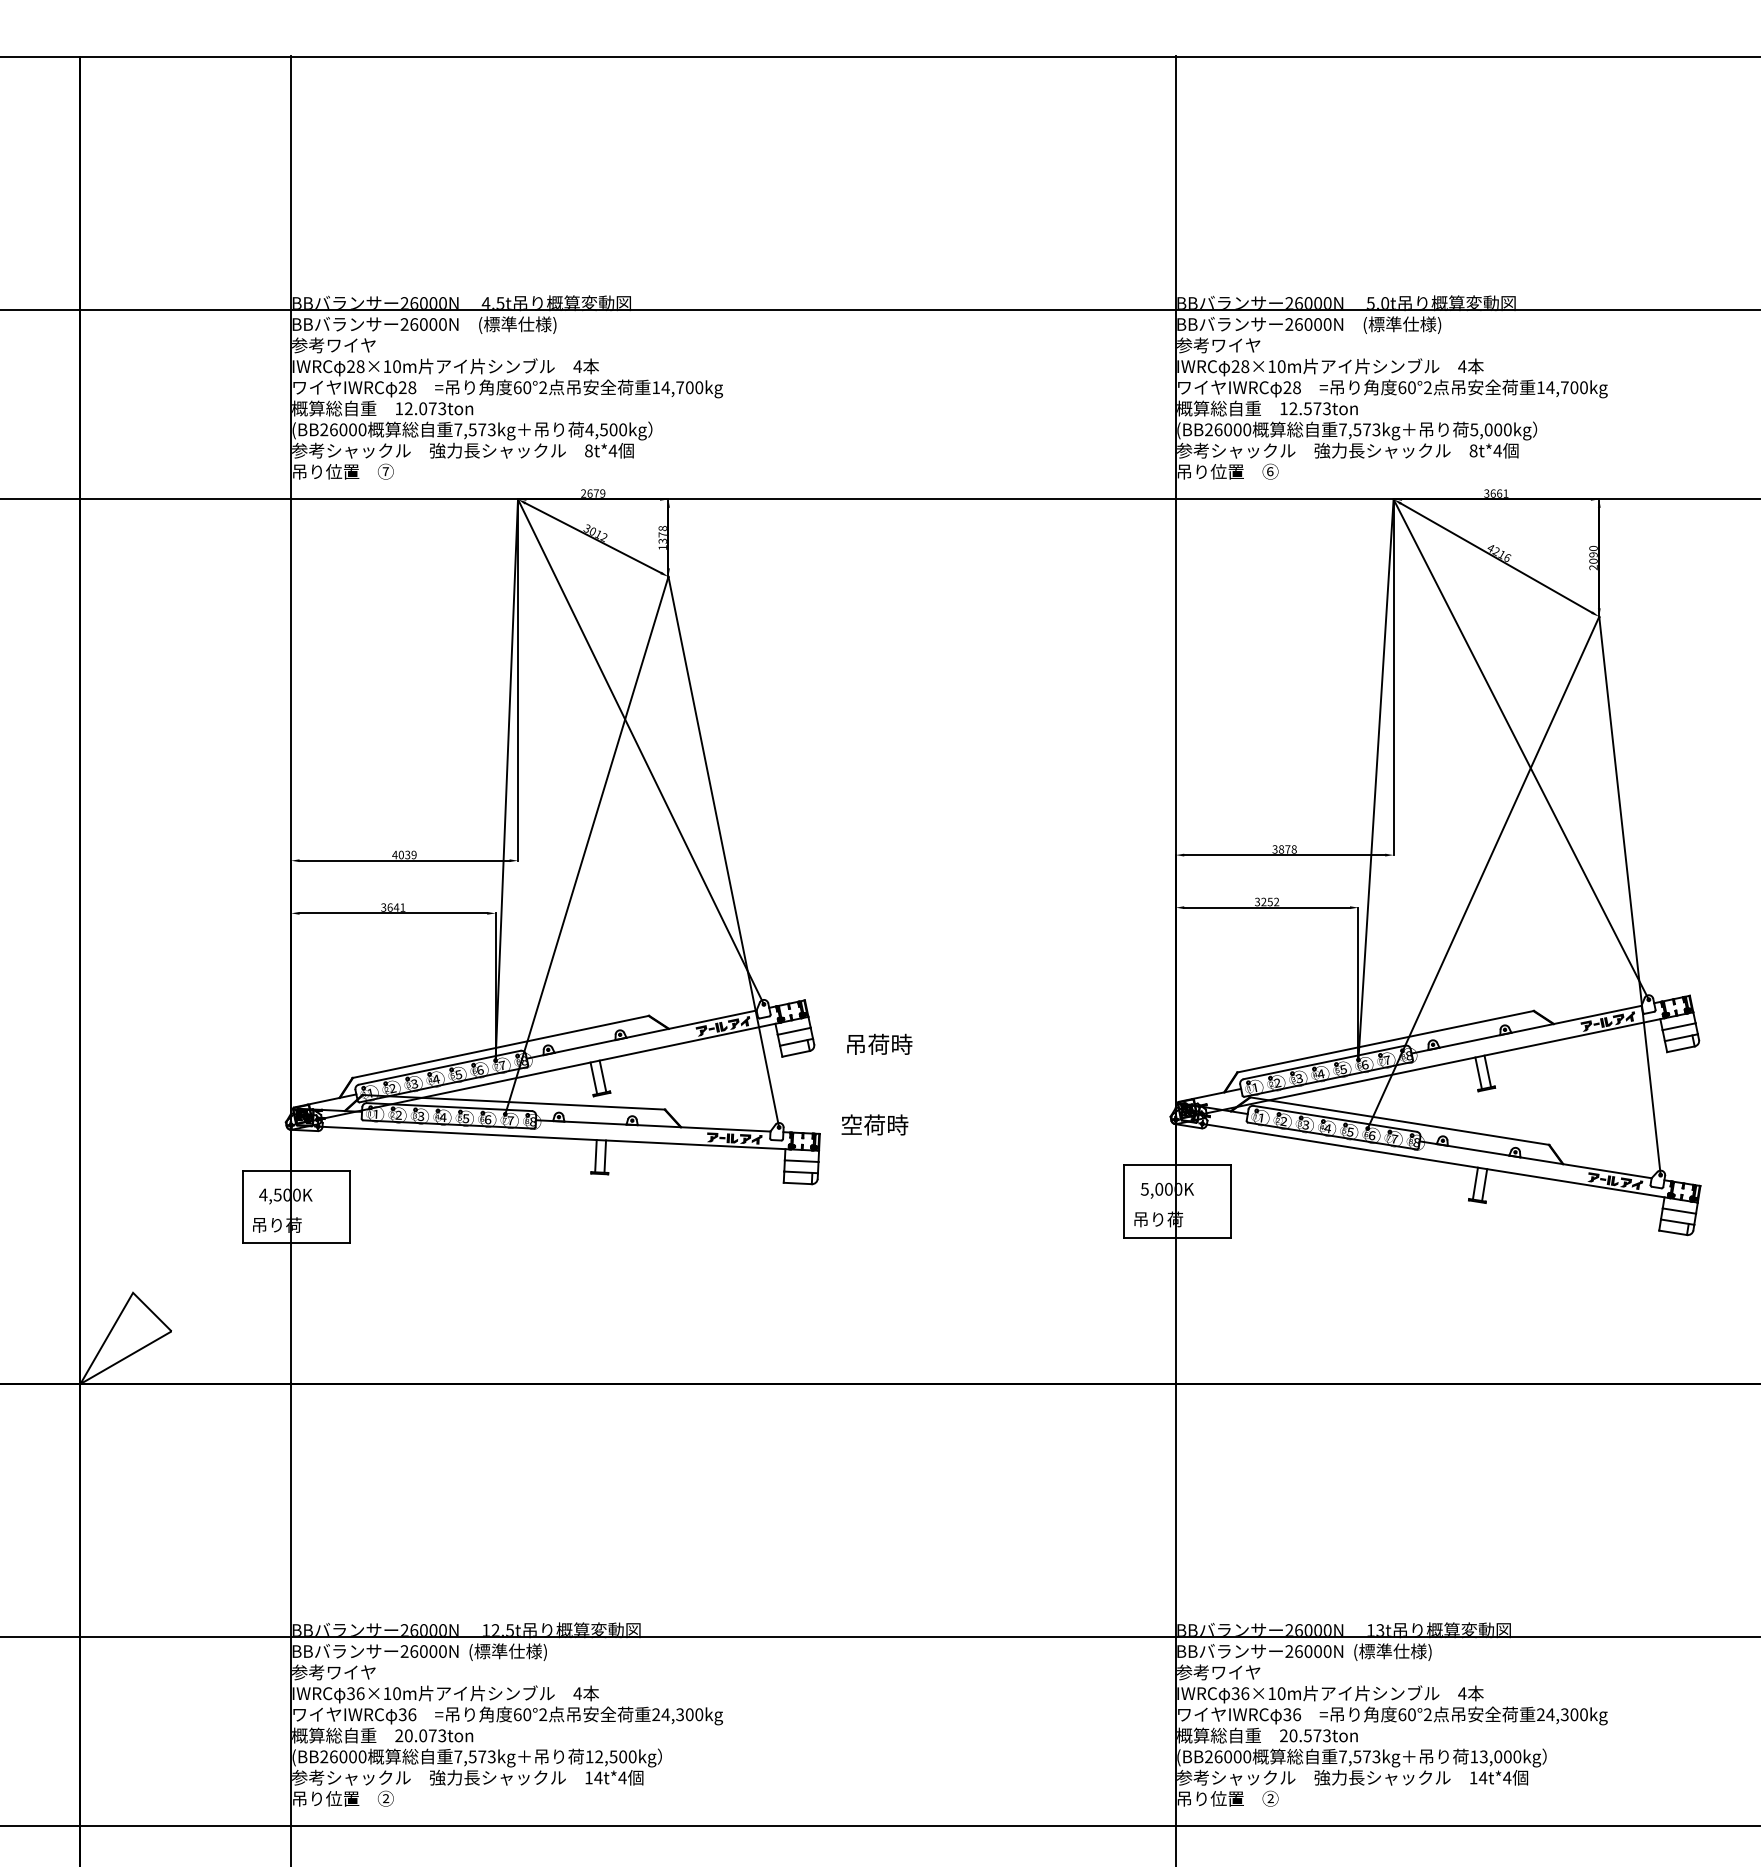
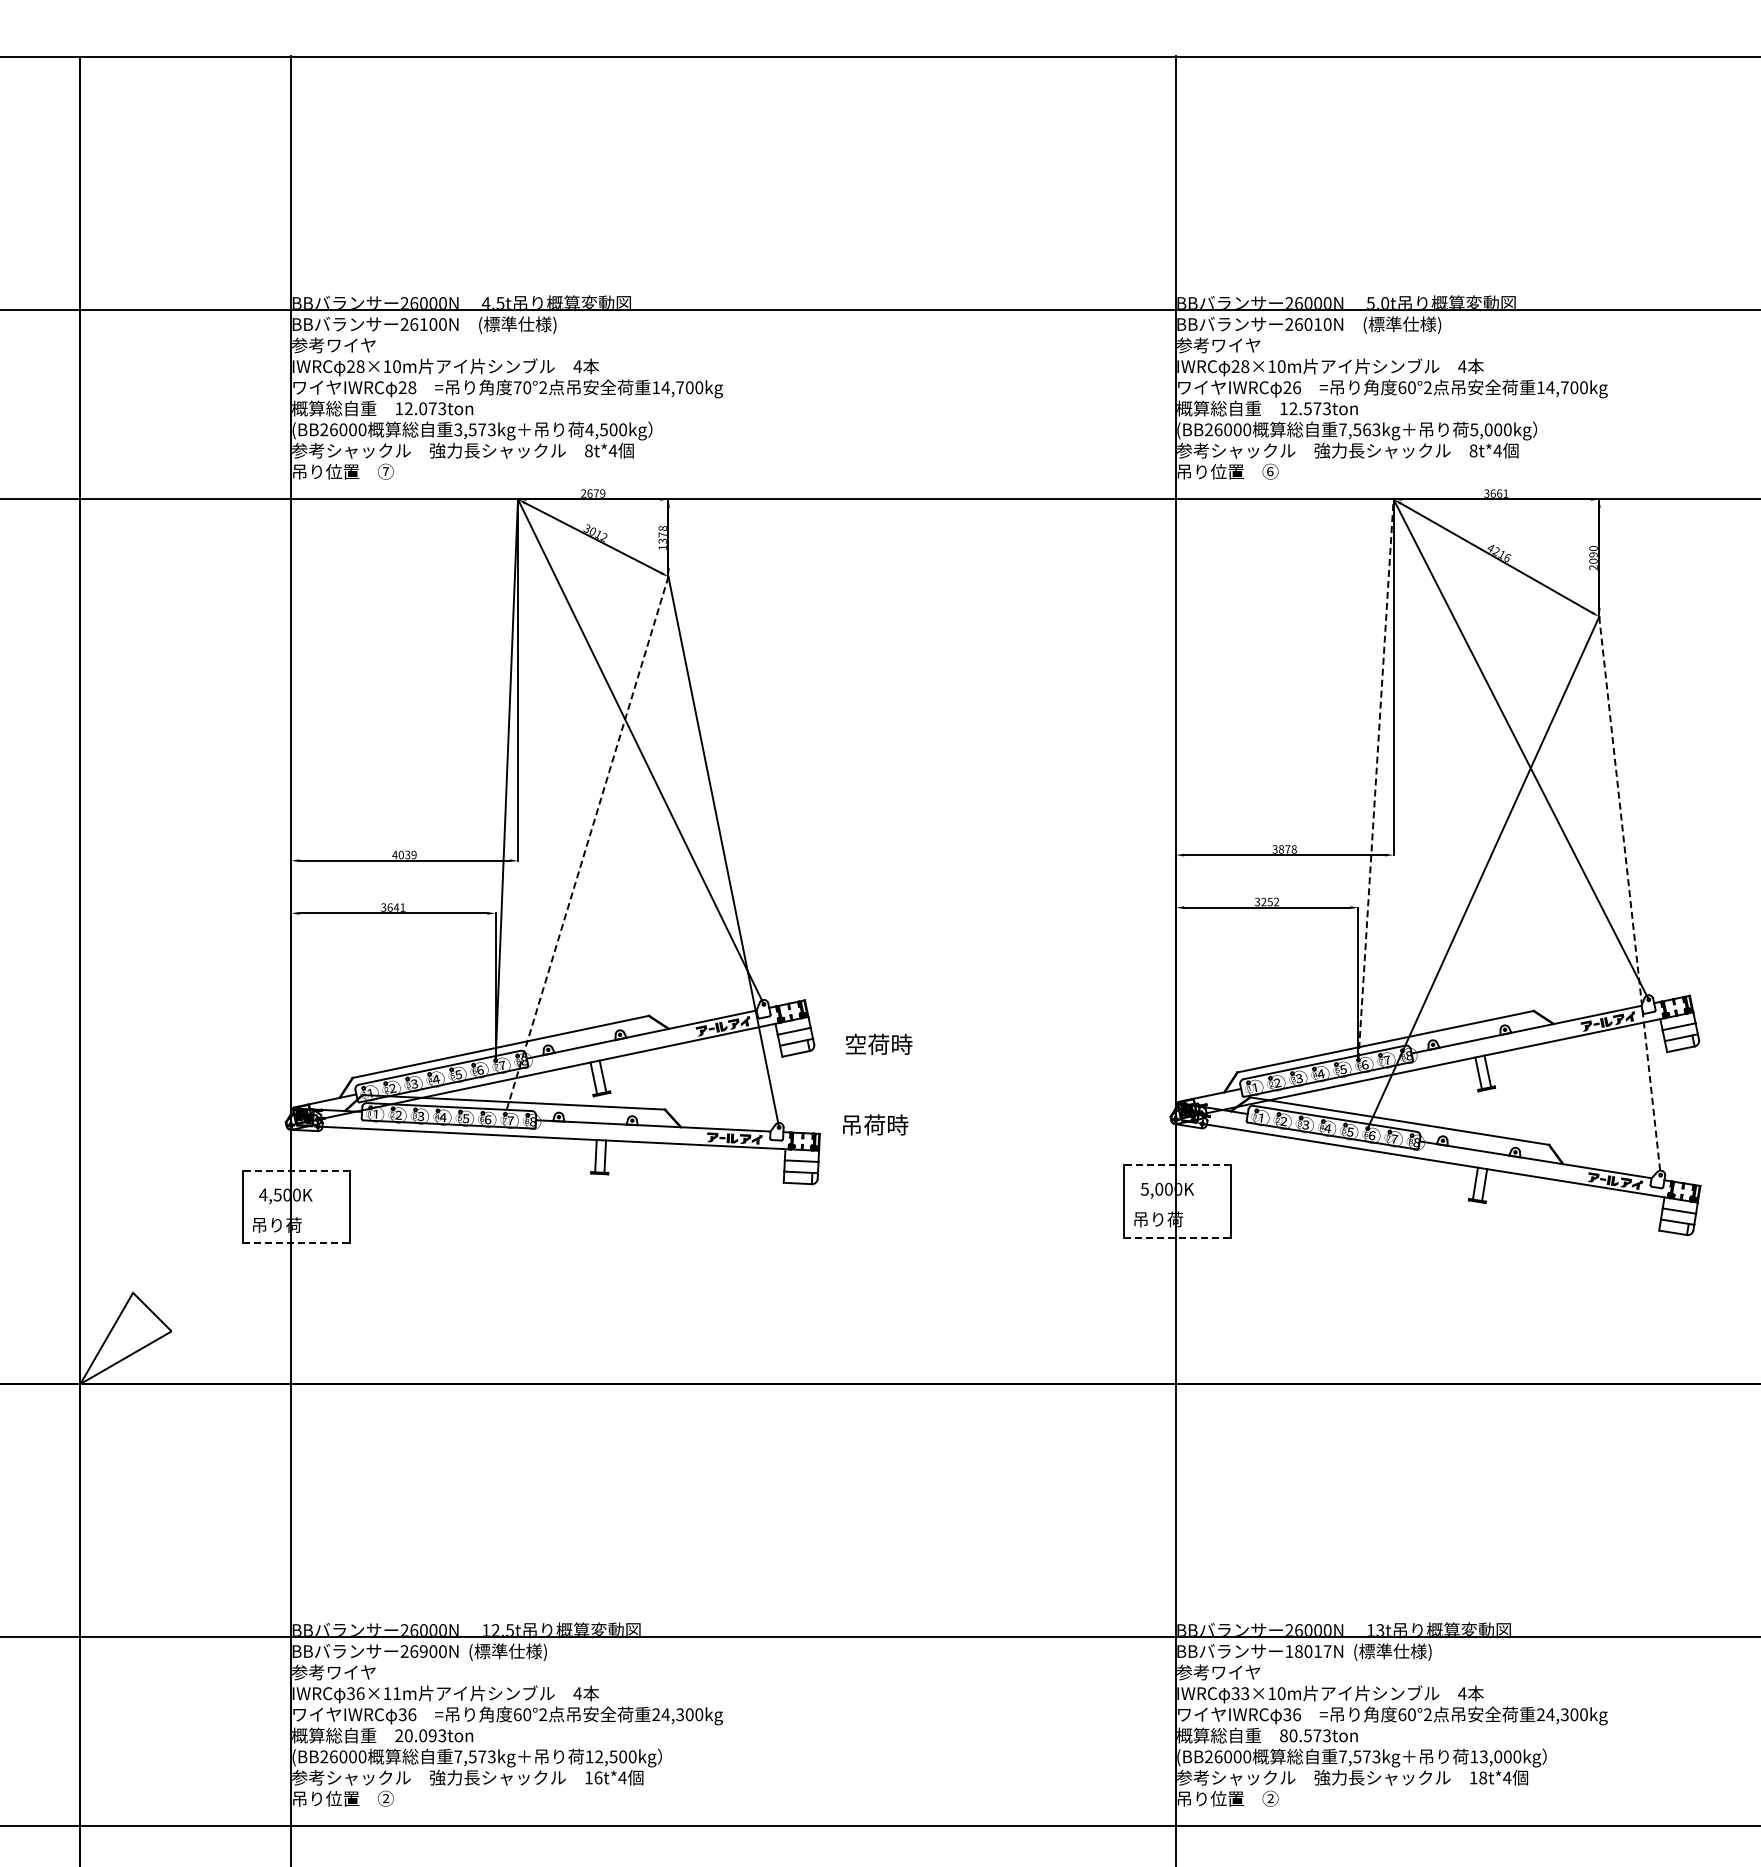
text: 26000N -> 26100N (423, 324)
text: 26000N -> 26010N (1317, 324)
text: 60°2 -> 70°2 (517, 387)
text: 28 -> 26 (1296, 387)
text: 7,573kg -> 3,573kg (458, 429)
text: 7,573kg -> 7,563kg (1366, 429)
line: solid -> dashed (1376, 779)
line: solid -> dashed (586, 845)
line: solid -> dashed (1629, 895)
text: 吊荷時 -> 空荷時 (855, 1043)
text: 空荷時 -> 吊荷時 (851, 1124)
line: solid -> dashed (1177, 1165)
line: solid -> dashed (296, 1171)
line: solid -> dashed (1177, 1237)
line: solid -> dashed (296, 1243)
text: 26000N -> 26900N (423, 1651)
text: 26000N -> 18017N (1308, 1651)
text: 36×10m -> 36×11m (396, 1693)
text: 36×10m -> 33×10m (1245, 1693)
text: 20.073ton -> 20.093ton (432, 1735)
text: 20.573ton -> 80.573ton (1283, 1735)
text: 14t*4 -> 16t*4 (598, 1777)
text: 14t*4 -> 18t*4 (1482, 1777)
